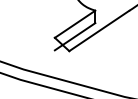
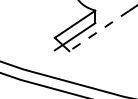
line: solid -> dashed (99, 31)
